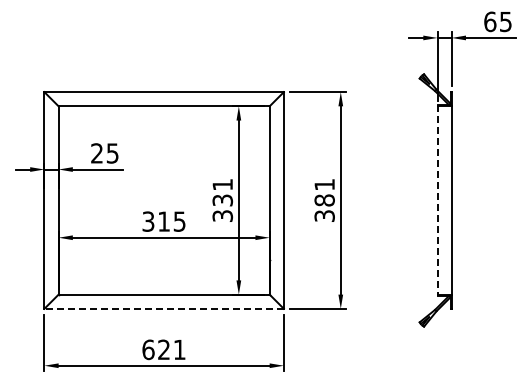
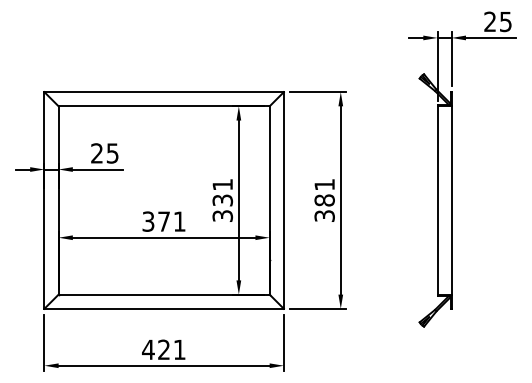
text: 65 -> 25 (490, 21)
line: dashed -> solid (437, 200)
text: 315 -> 371 (171, 221)
line: dashed -> solid (164, 308)
text: 621 -> 421 (148, 349)
